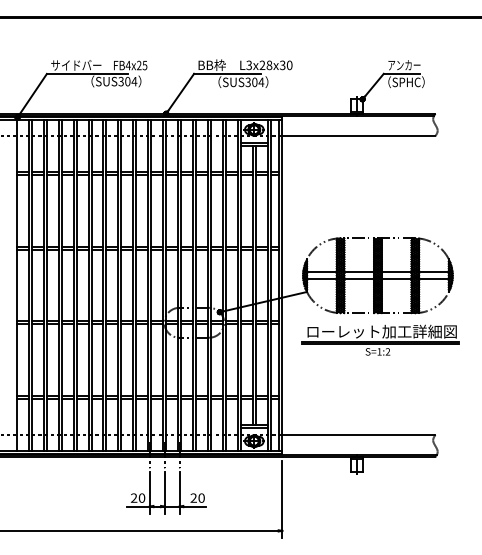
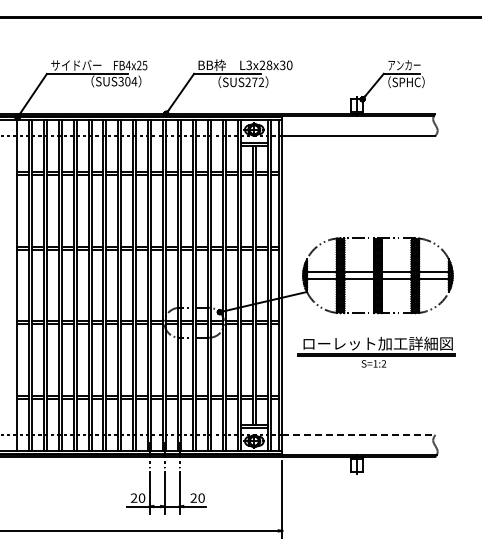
text: SUS304 -> SUS272 (254, 82)
part position: (380, 339) -> (376, 351) (376, 351)
line: solid -> dashed (358, 434)
